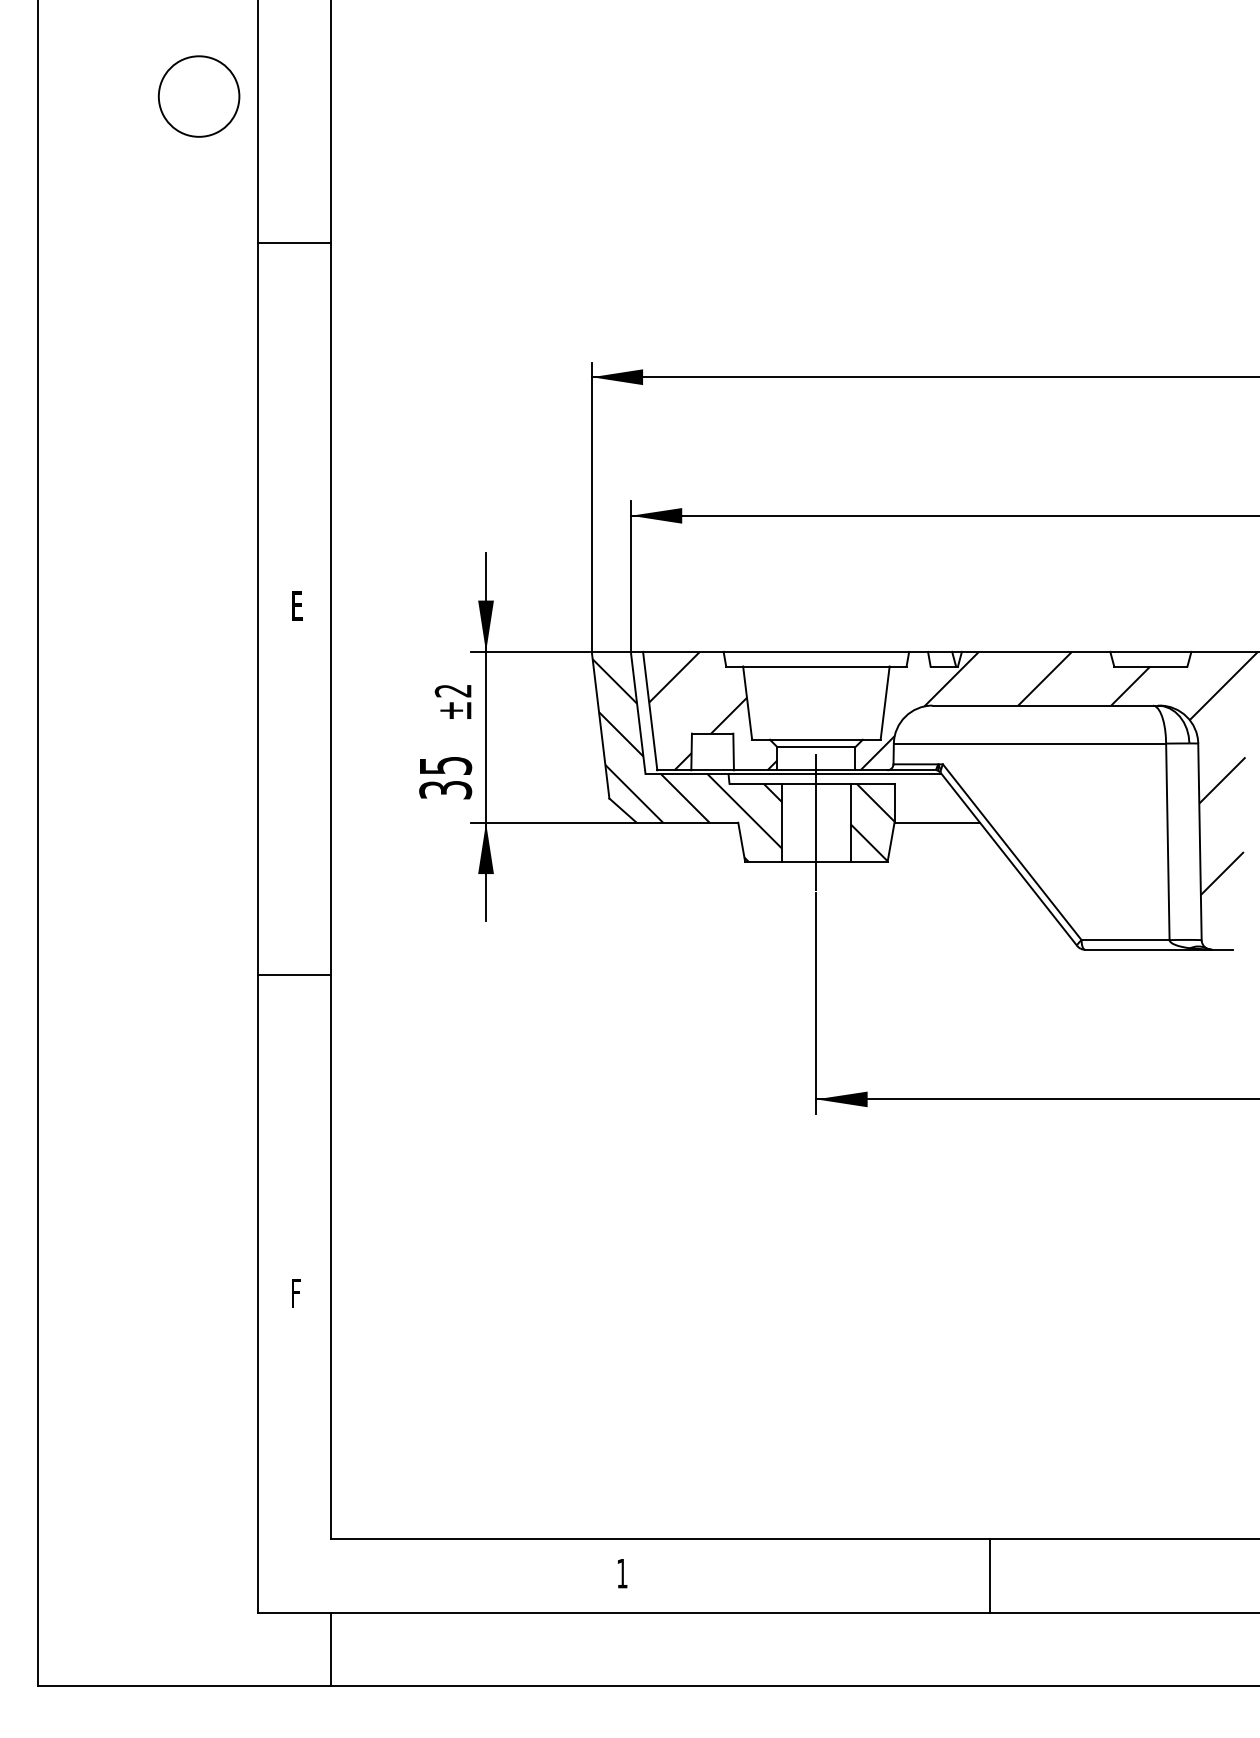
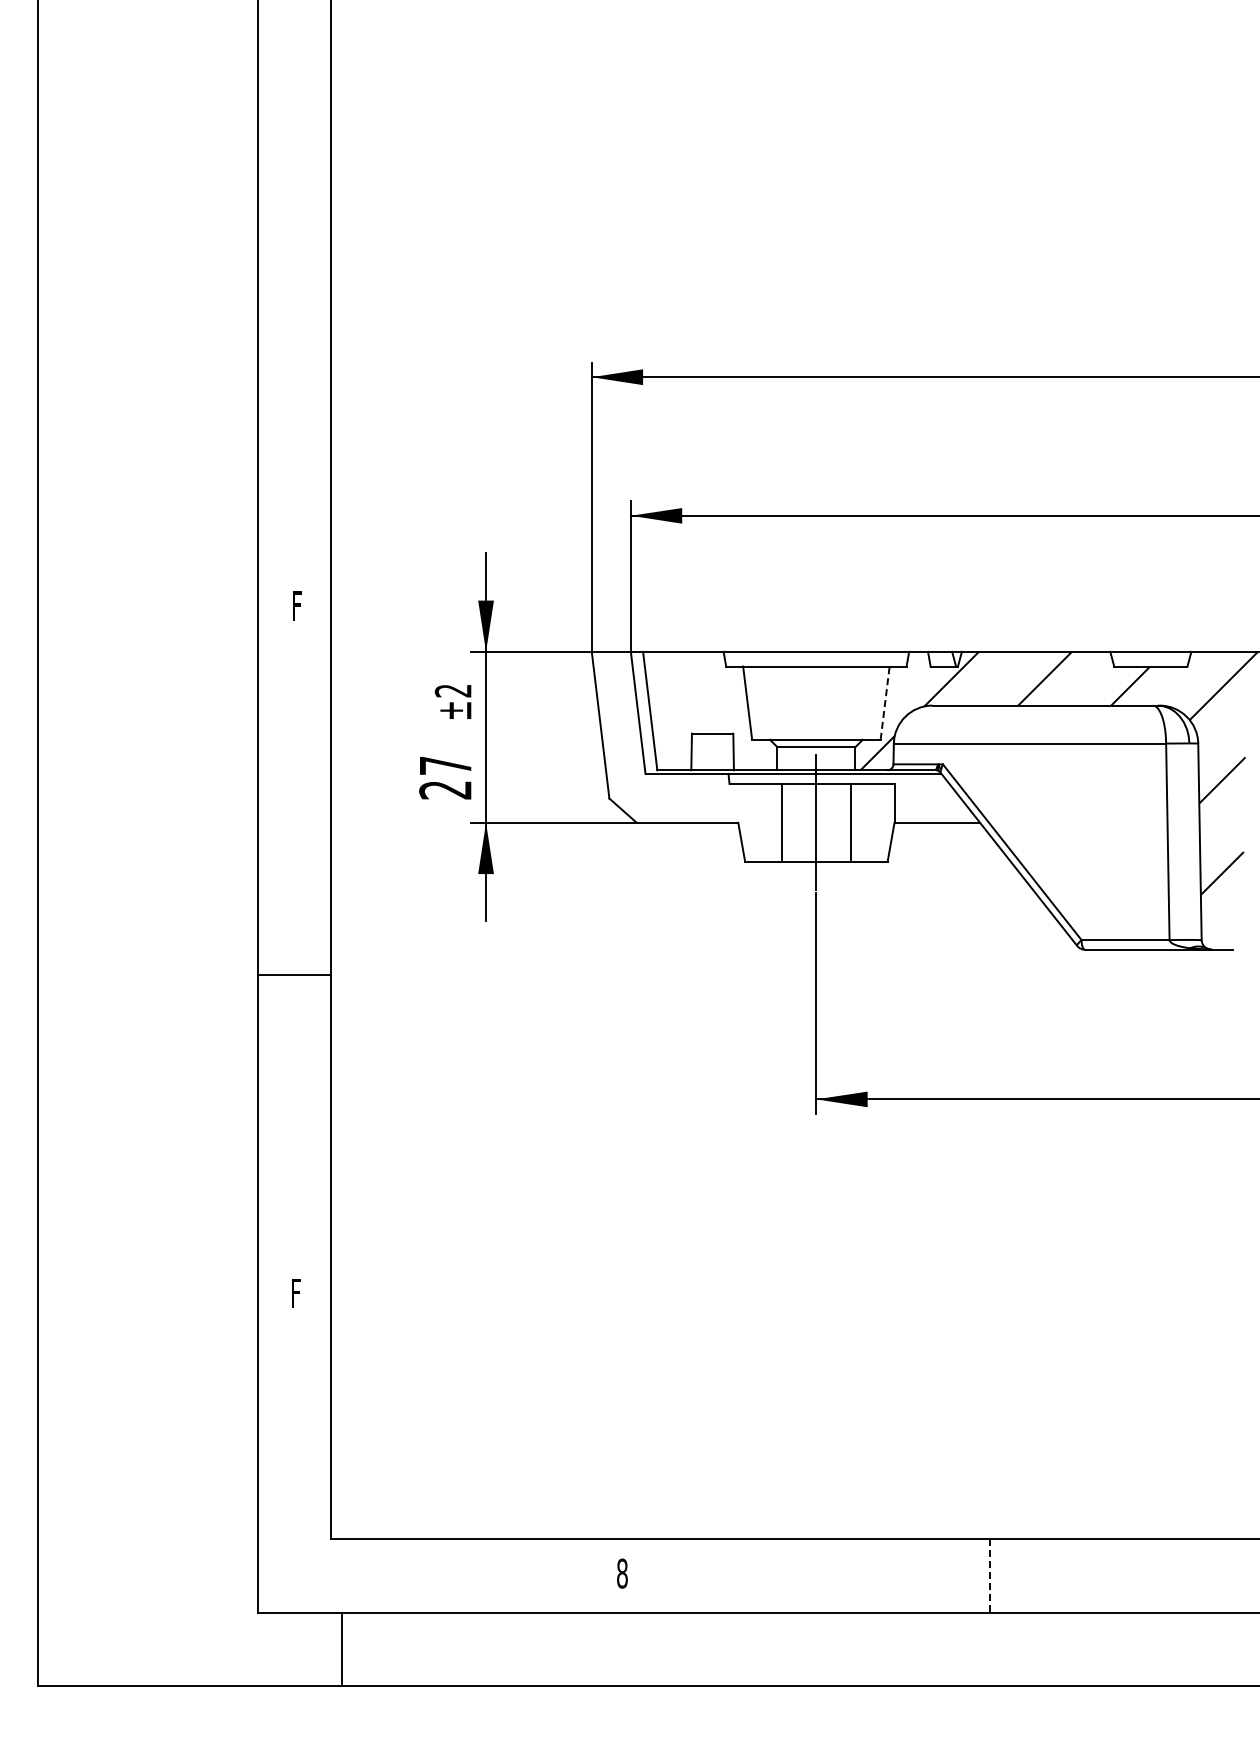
circle: present -> none (198, 96)
line: present -> none (293, 243)
text: E -> F (297, 605)
line: solid -> dashed (885, 703)
hatch: present -> none (713, 710)
hatch: present -> none (687, 760)
text: 35 -> 27 (445, 777)
hatch: present -> none (872, 822)
text: 1 -> 8 (622, 1573)
line: solid -> dashed (990, 1576)
line position: (330, 1648) -> (341, 1648) (341, 1648)
